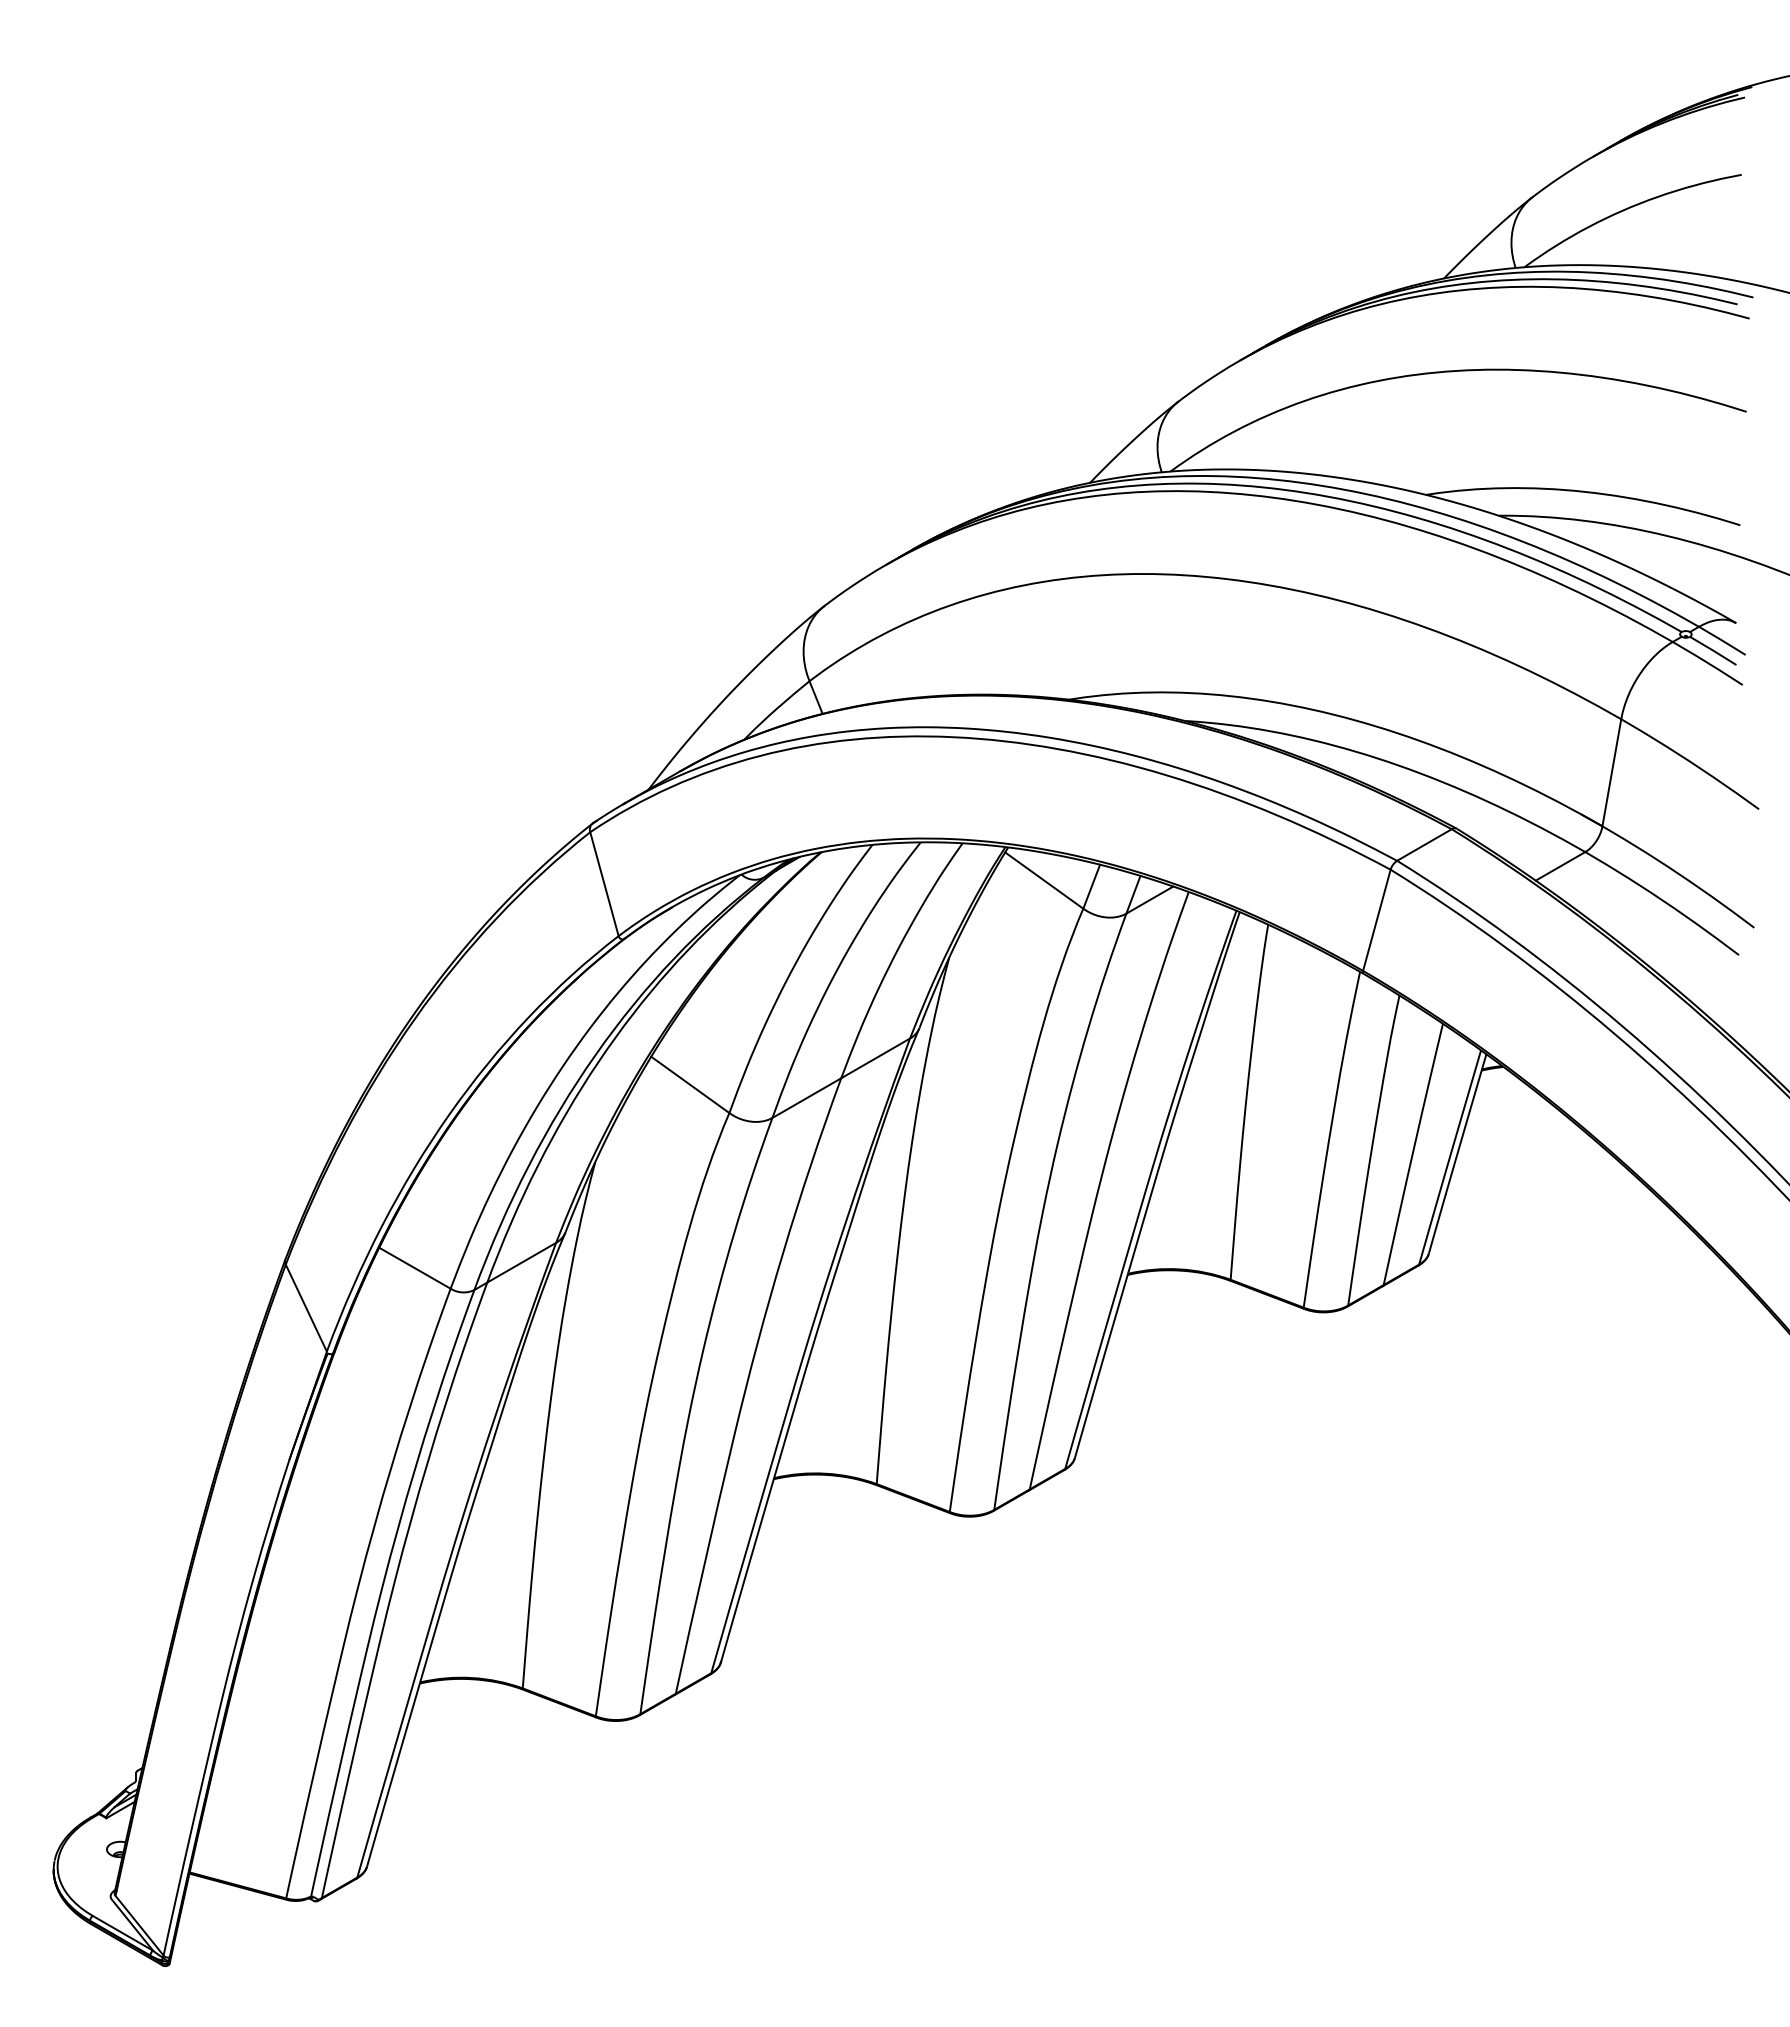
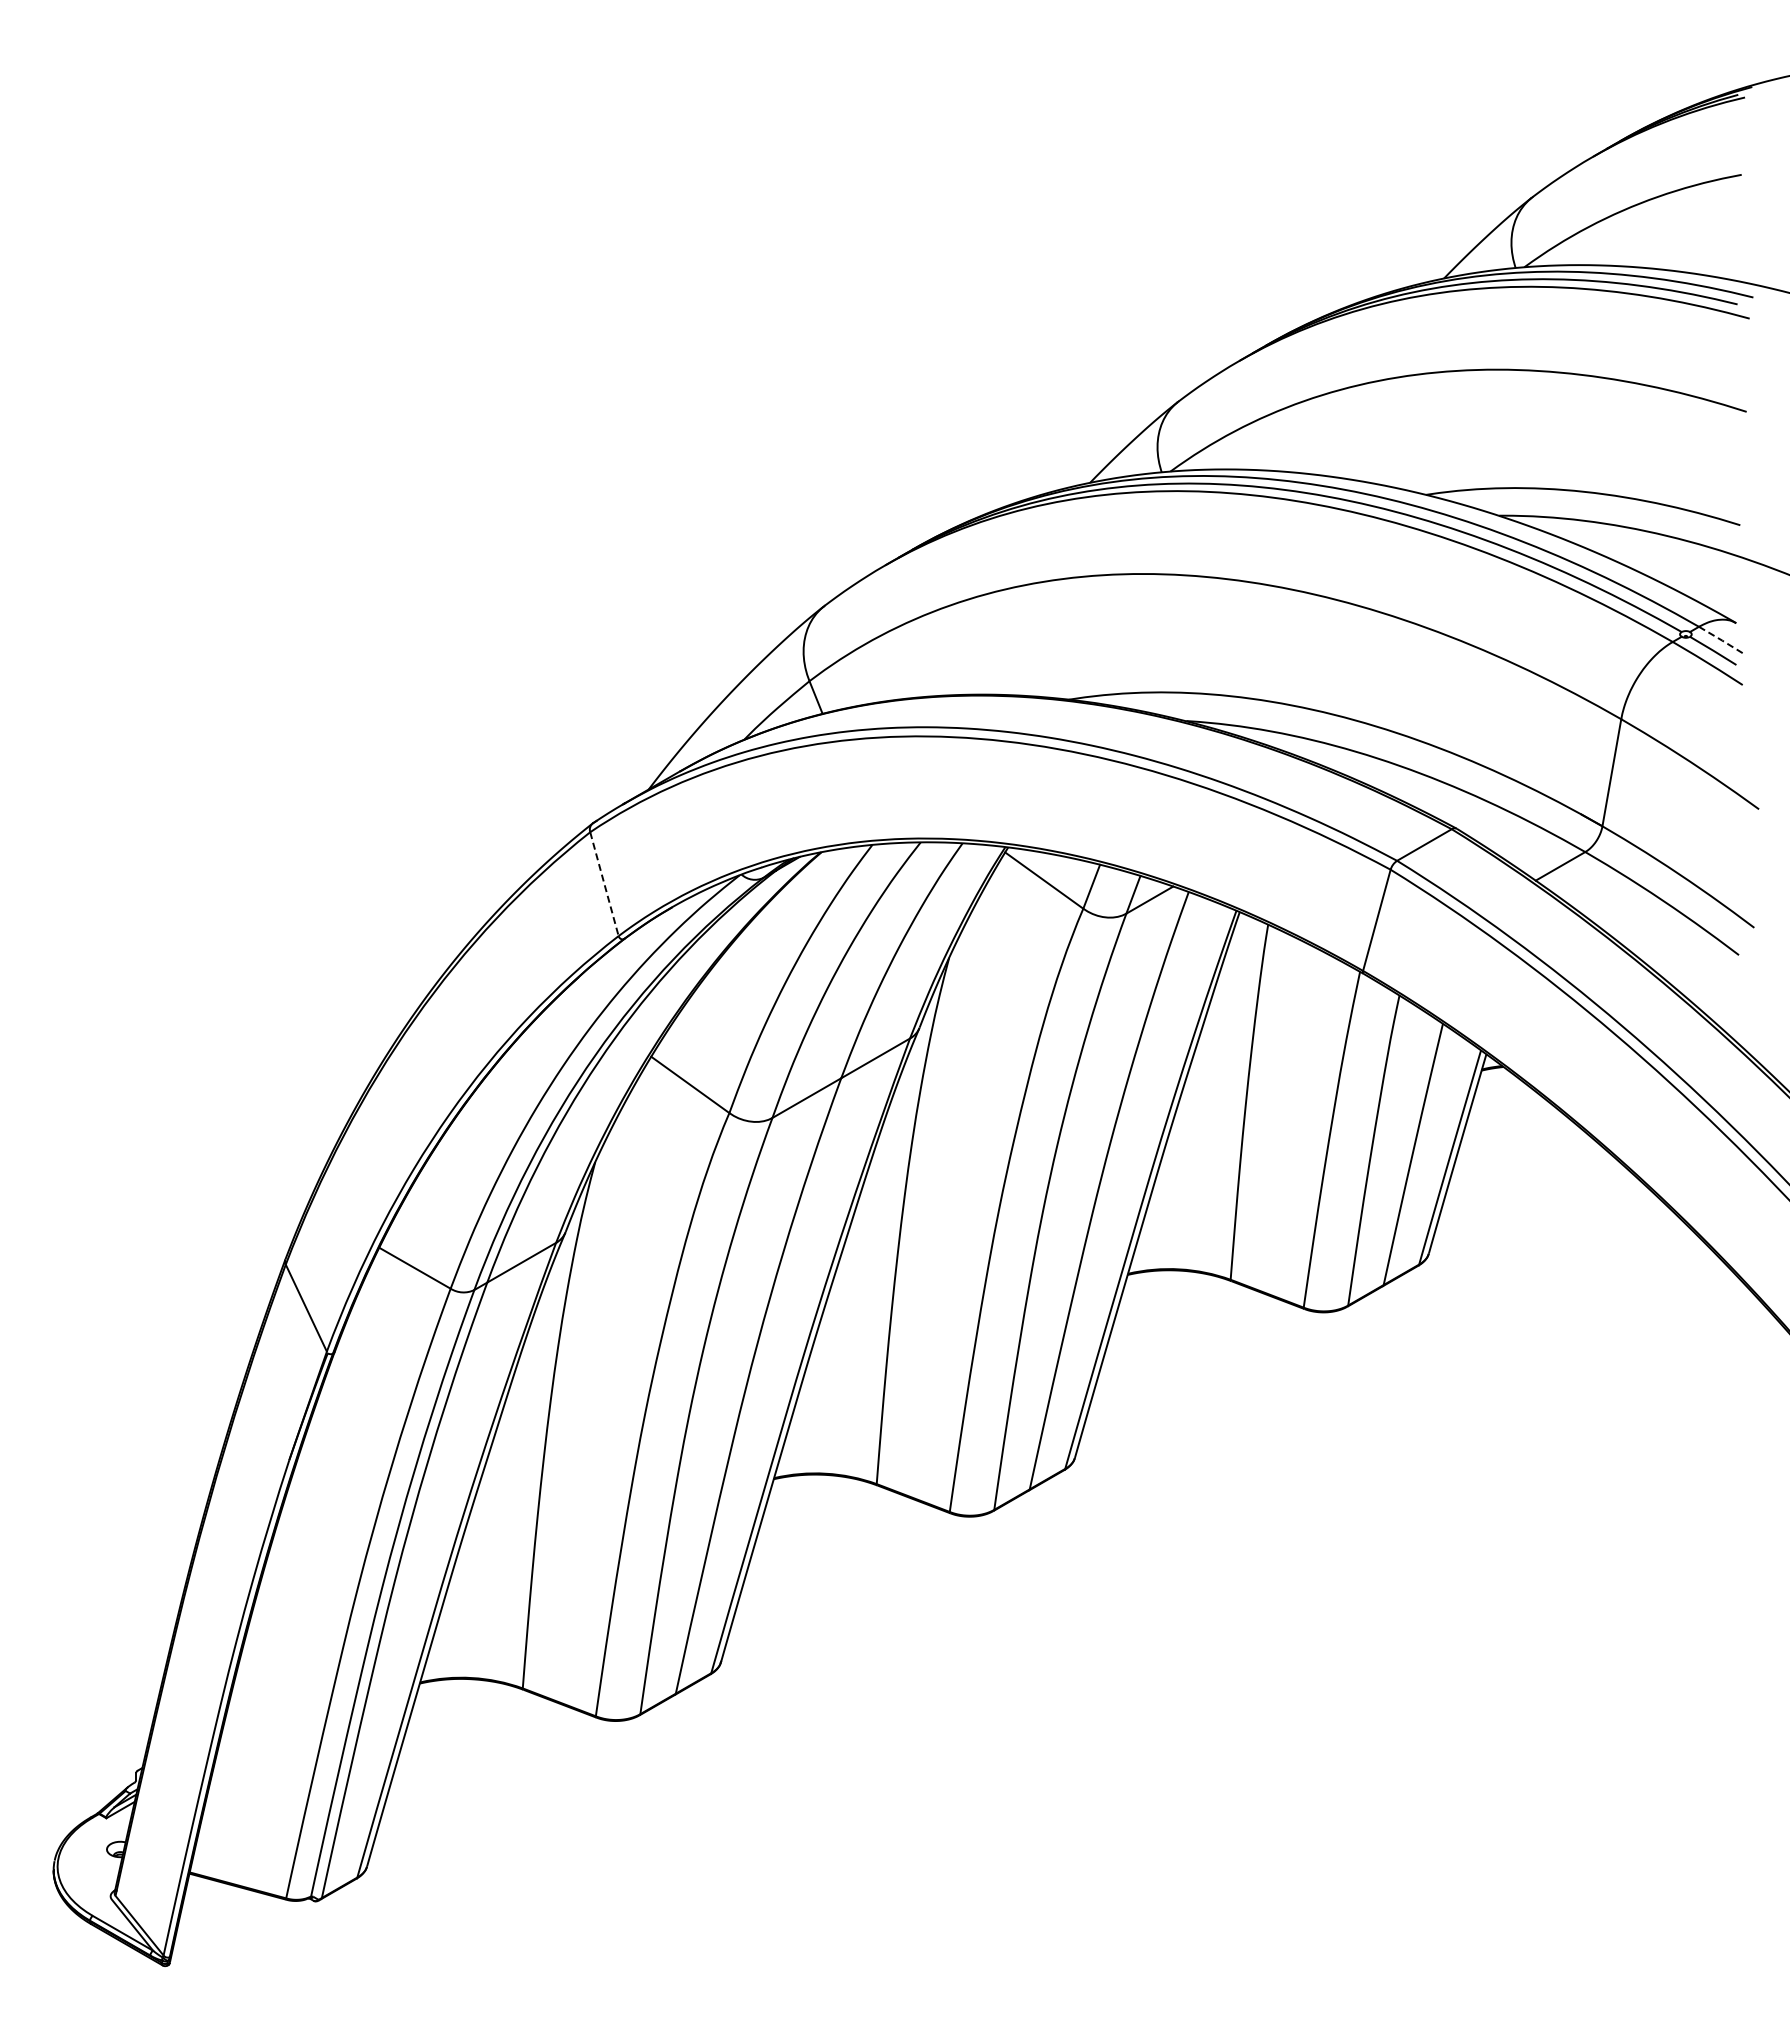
line: solid -> dashed (1722, 640)
line: solid -> dashed (604, 884)
